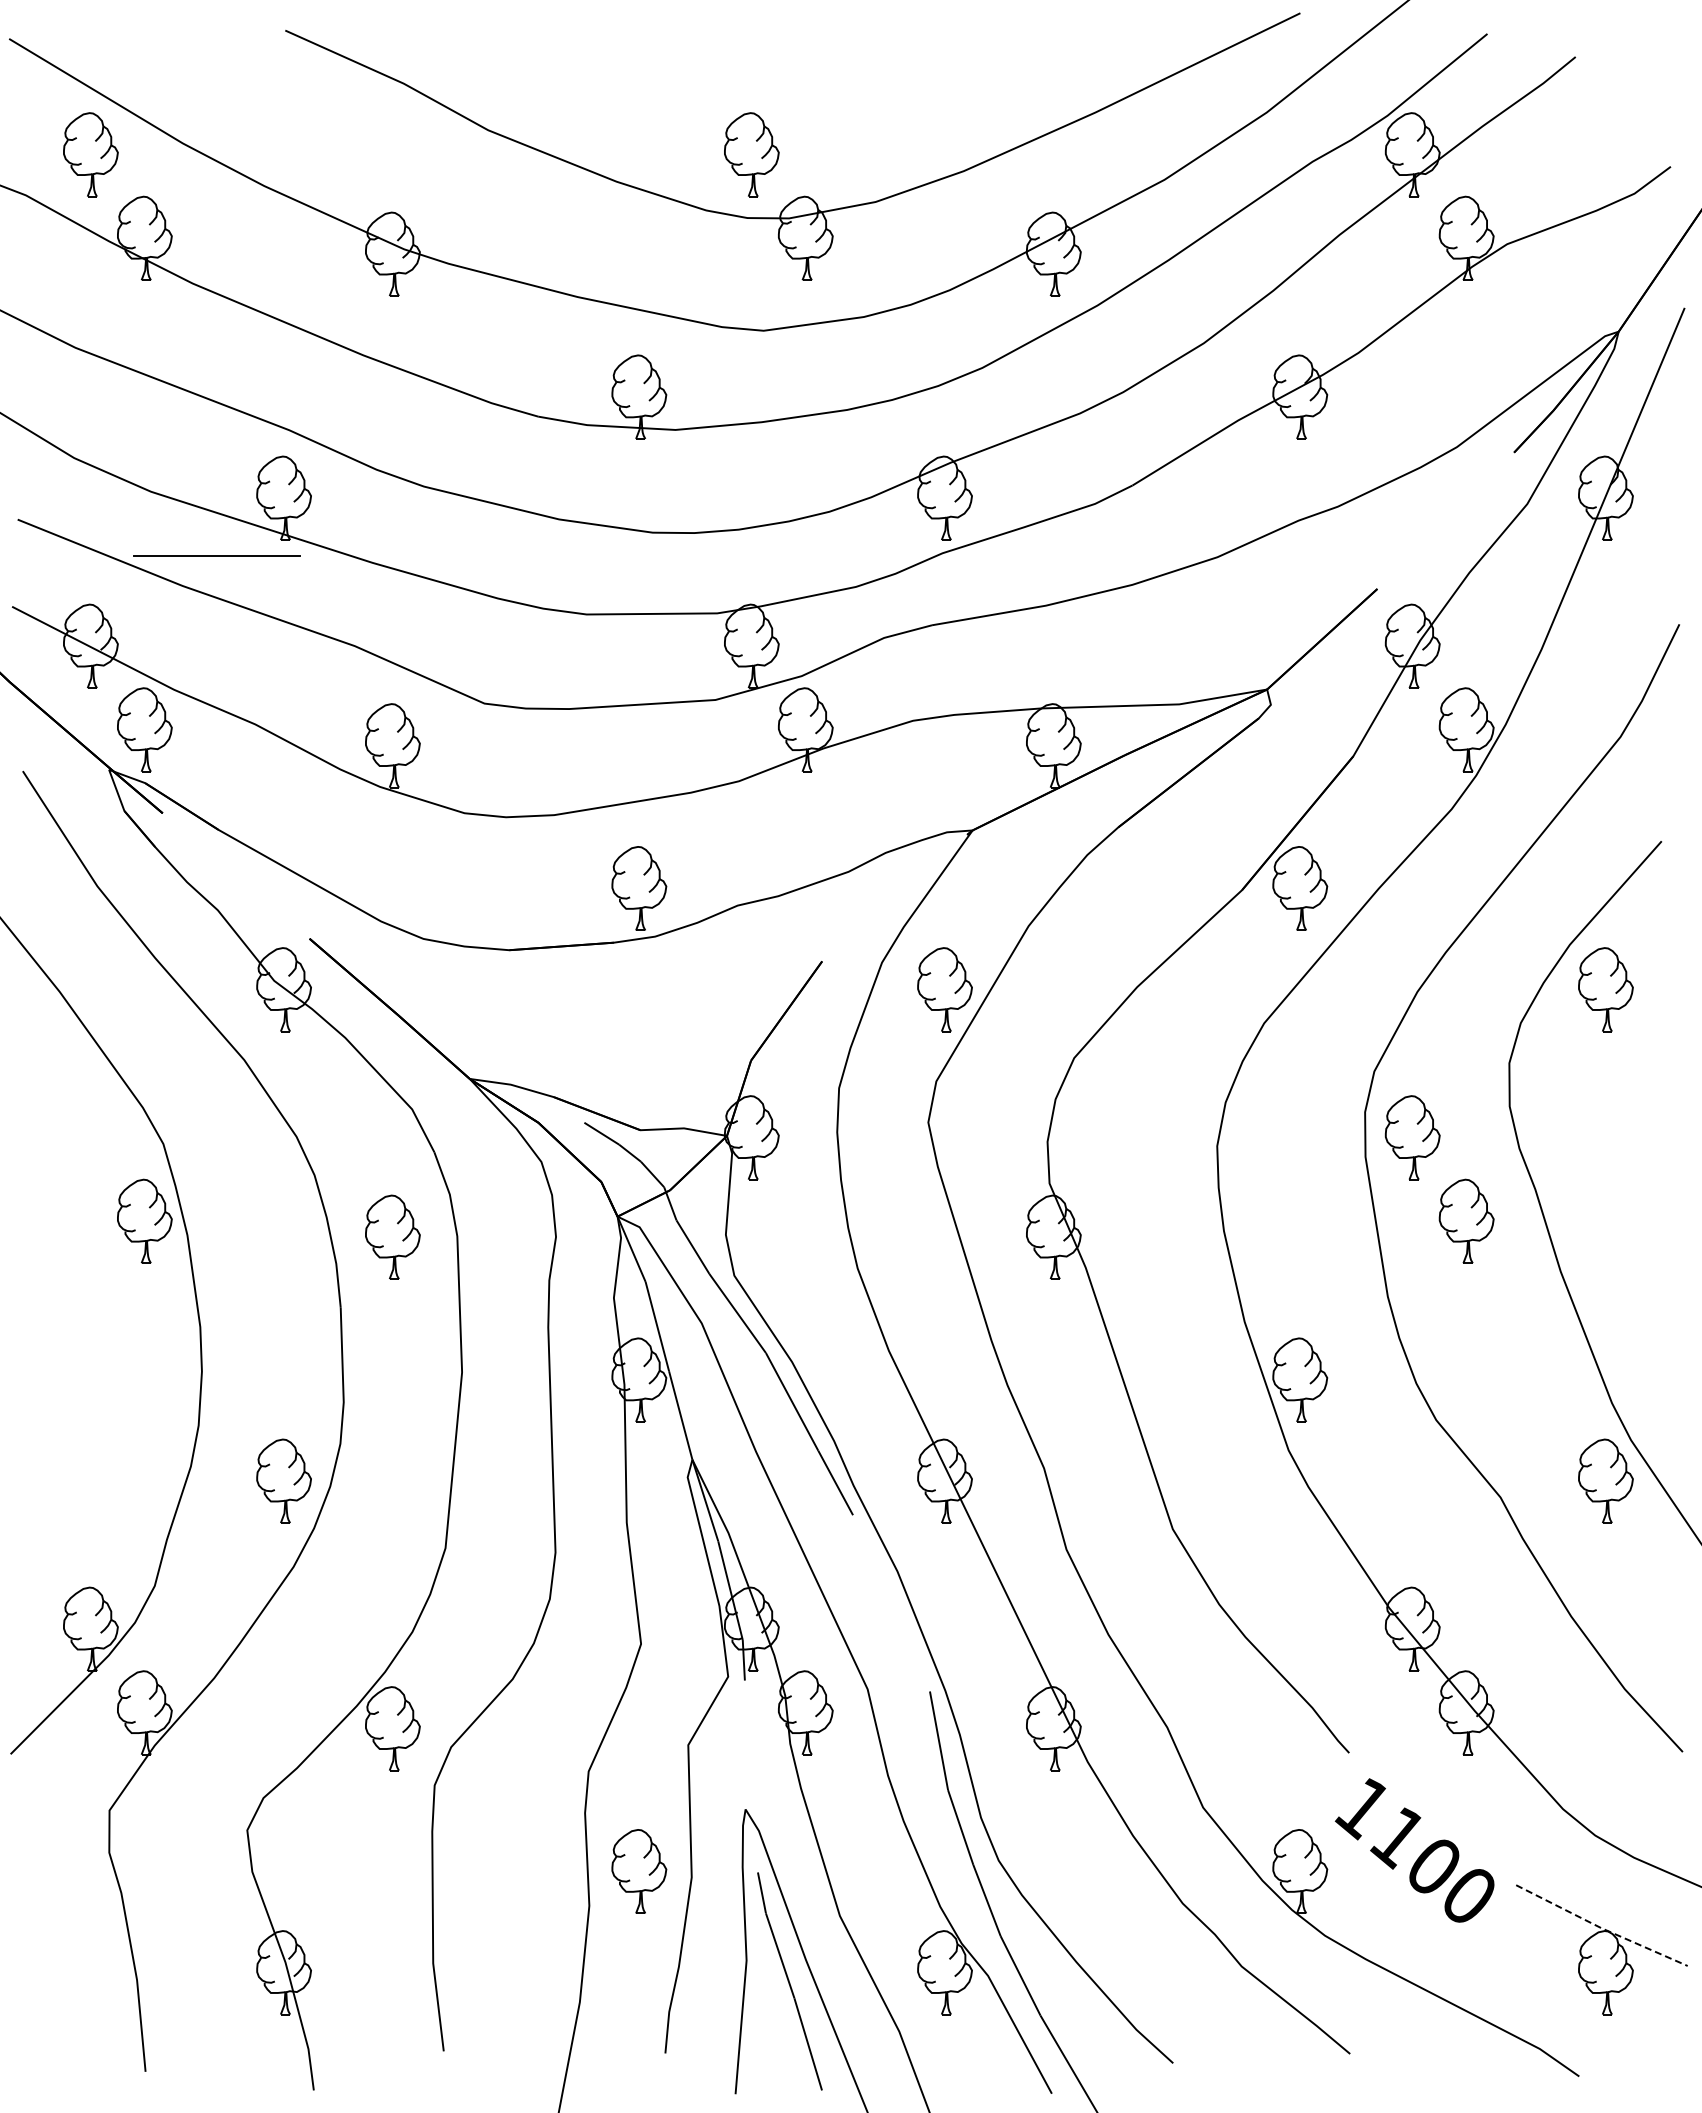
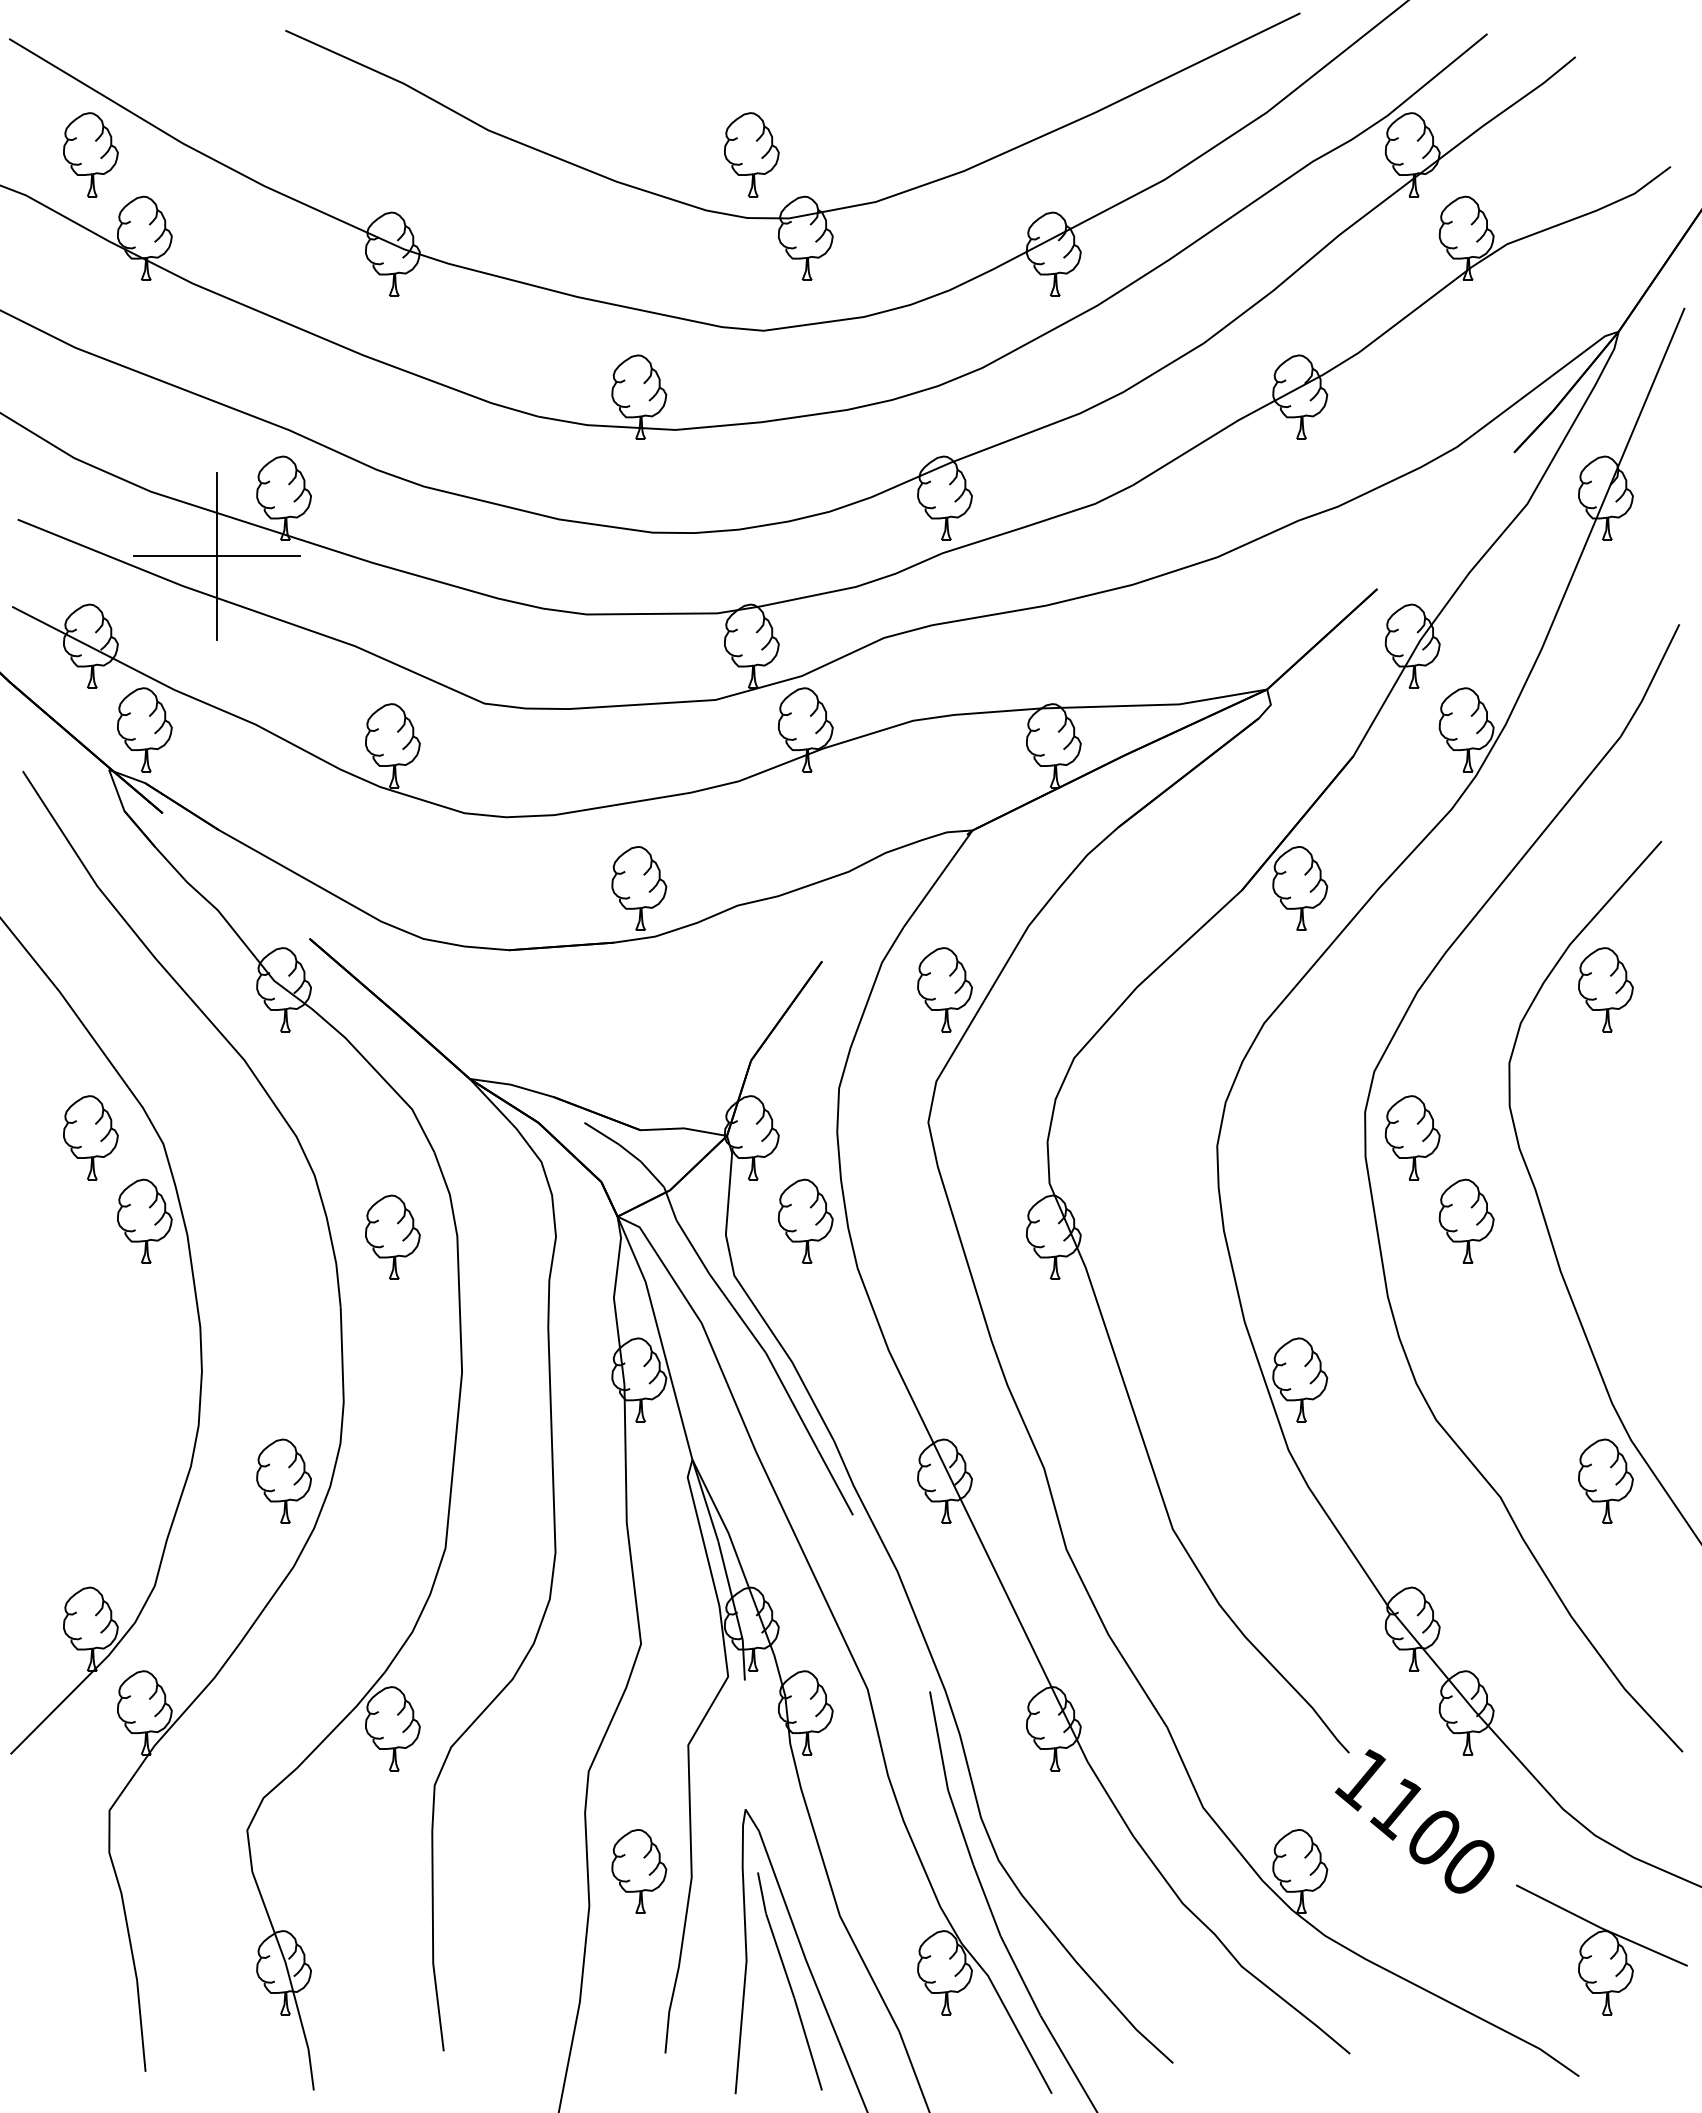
line: none -> present (217, 556)
part: none -> present (90, 1137)
part: none -> present (805, 1220)
text position: (1414, 1850) -> (1414, 1821) (1414, 1821)
line: dashed -> solid (1601, 1928)
